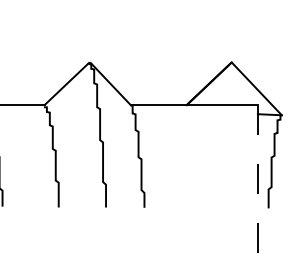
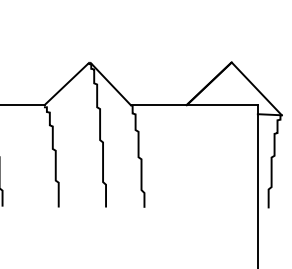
line: dashed -> solid (257, 187)
